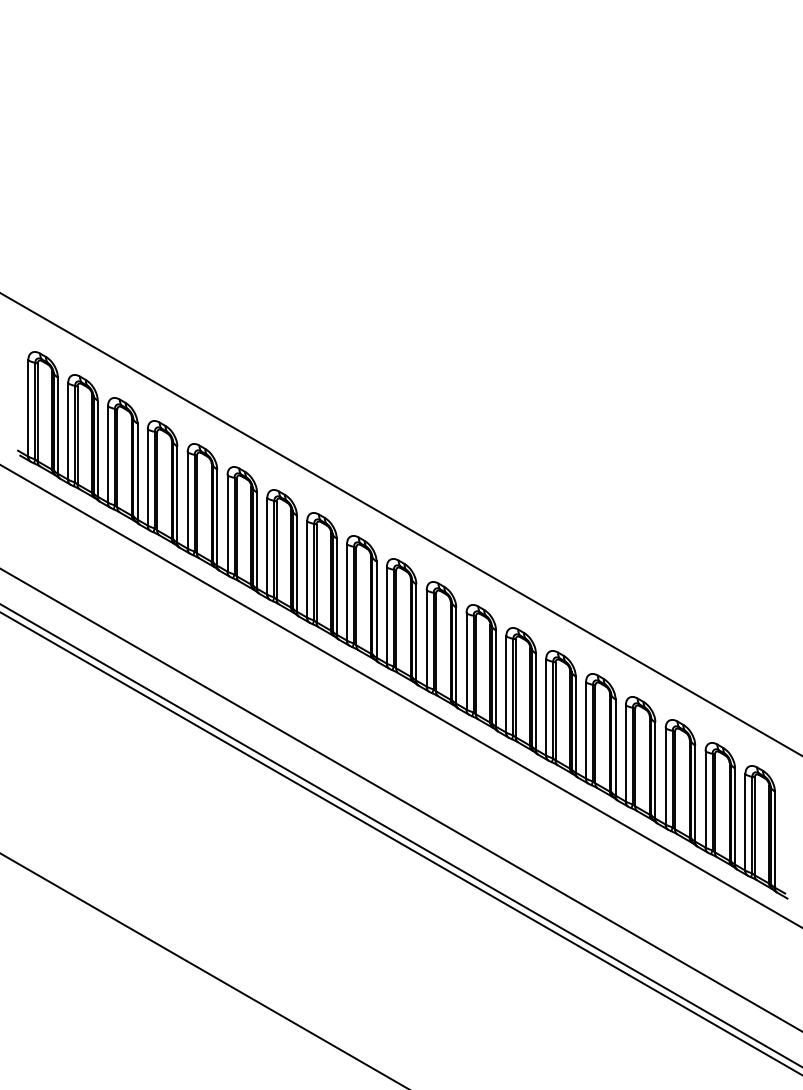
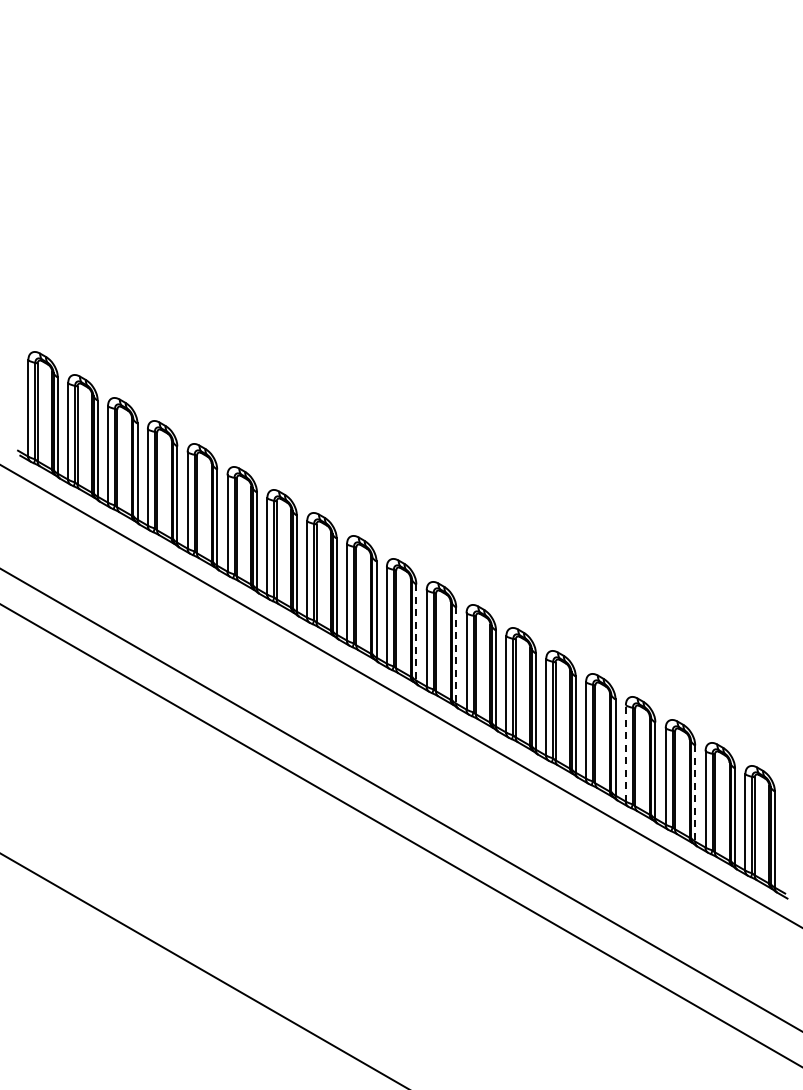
line: present -> none (400, 524)
line: solid -> dashed (416, 633)
line: solid -> dashed (456, 656)
line: solid -> dashed (625, 753)
line: solid -> dashed (695, 794)
line: present -> none (400, 843)
